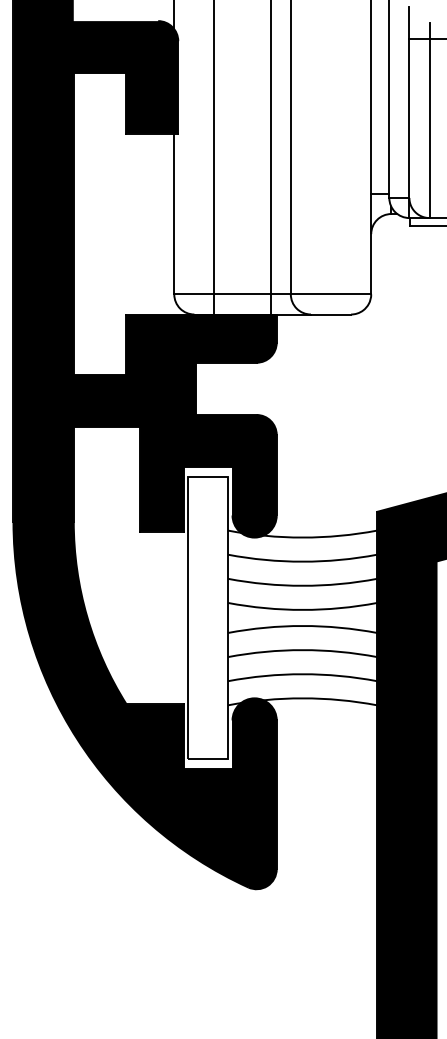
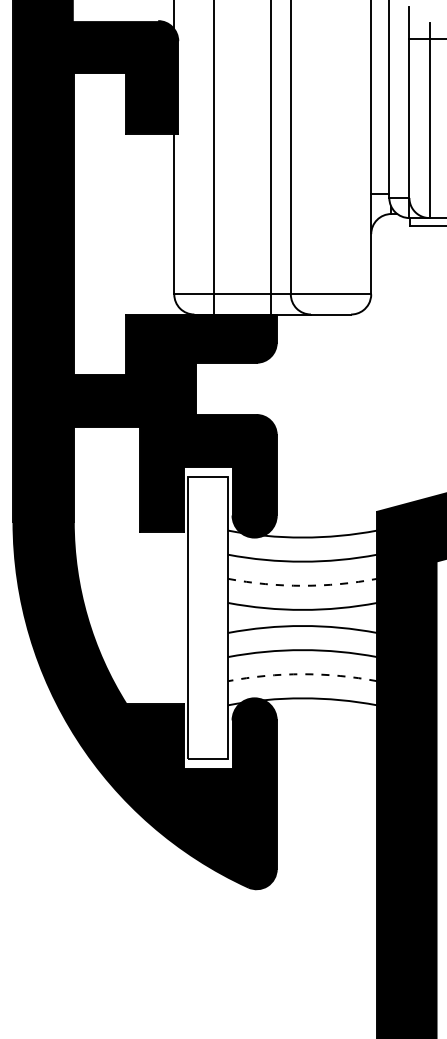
arc: solid -> dashed (302, 585)
arc: solid -> dashed (302, 674)
